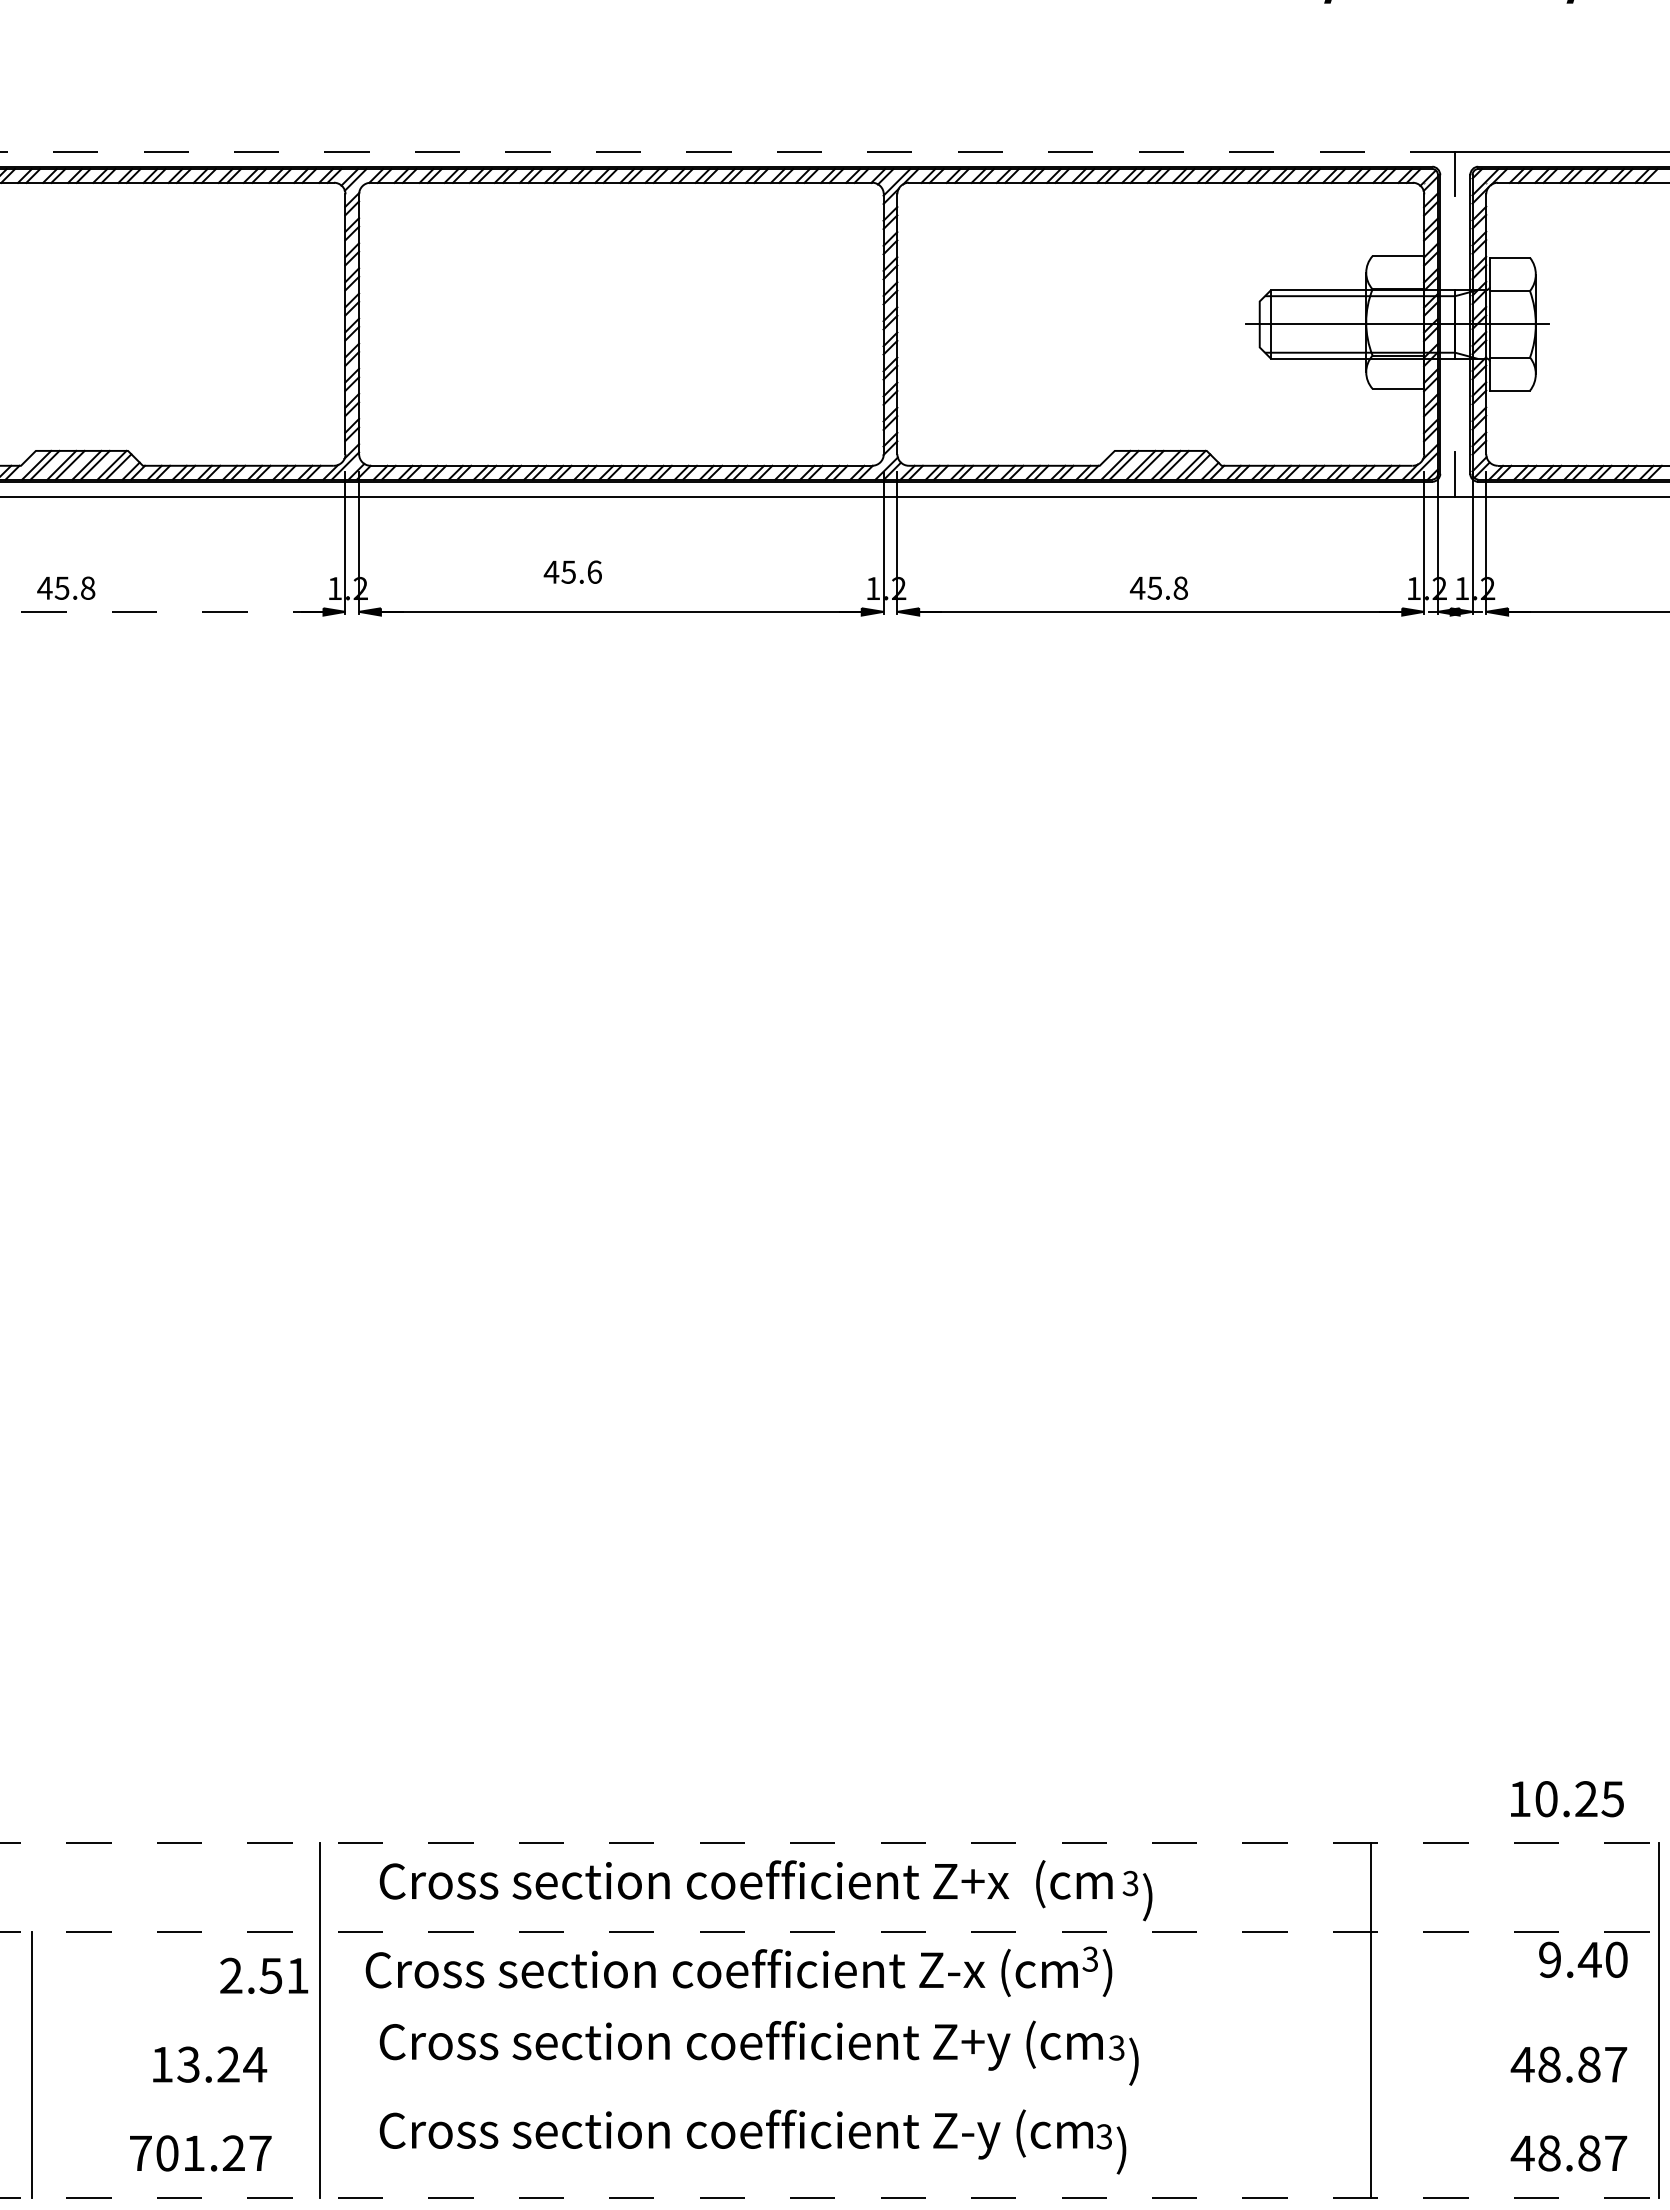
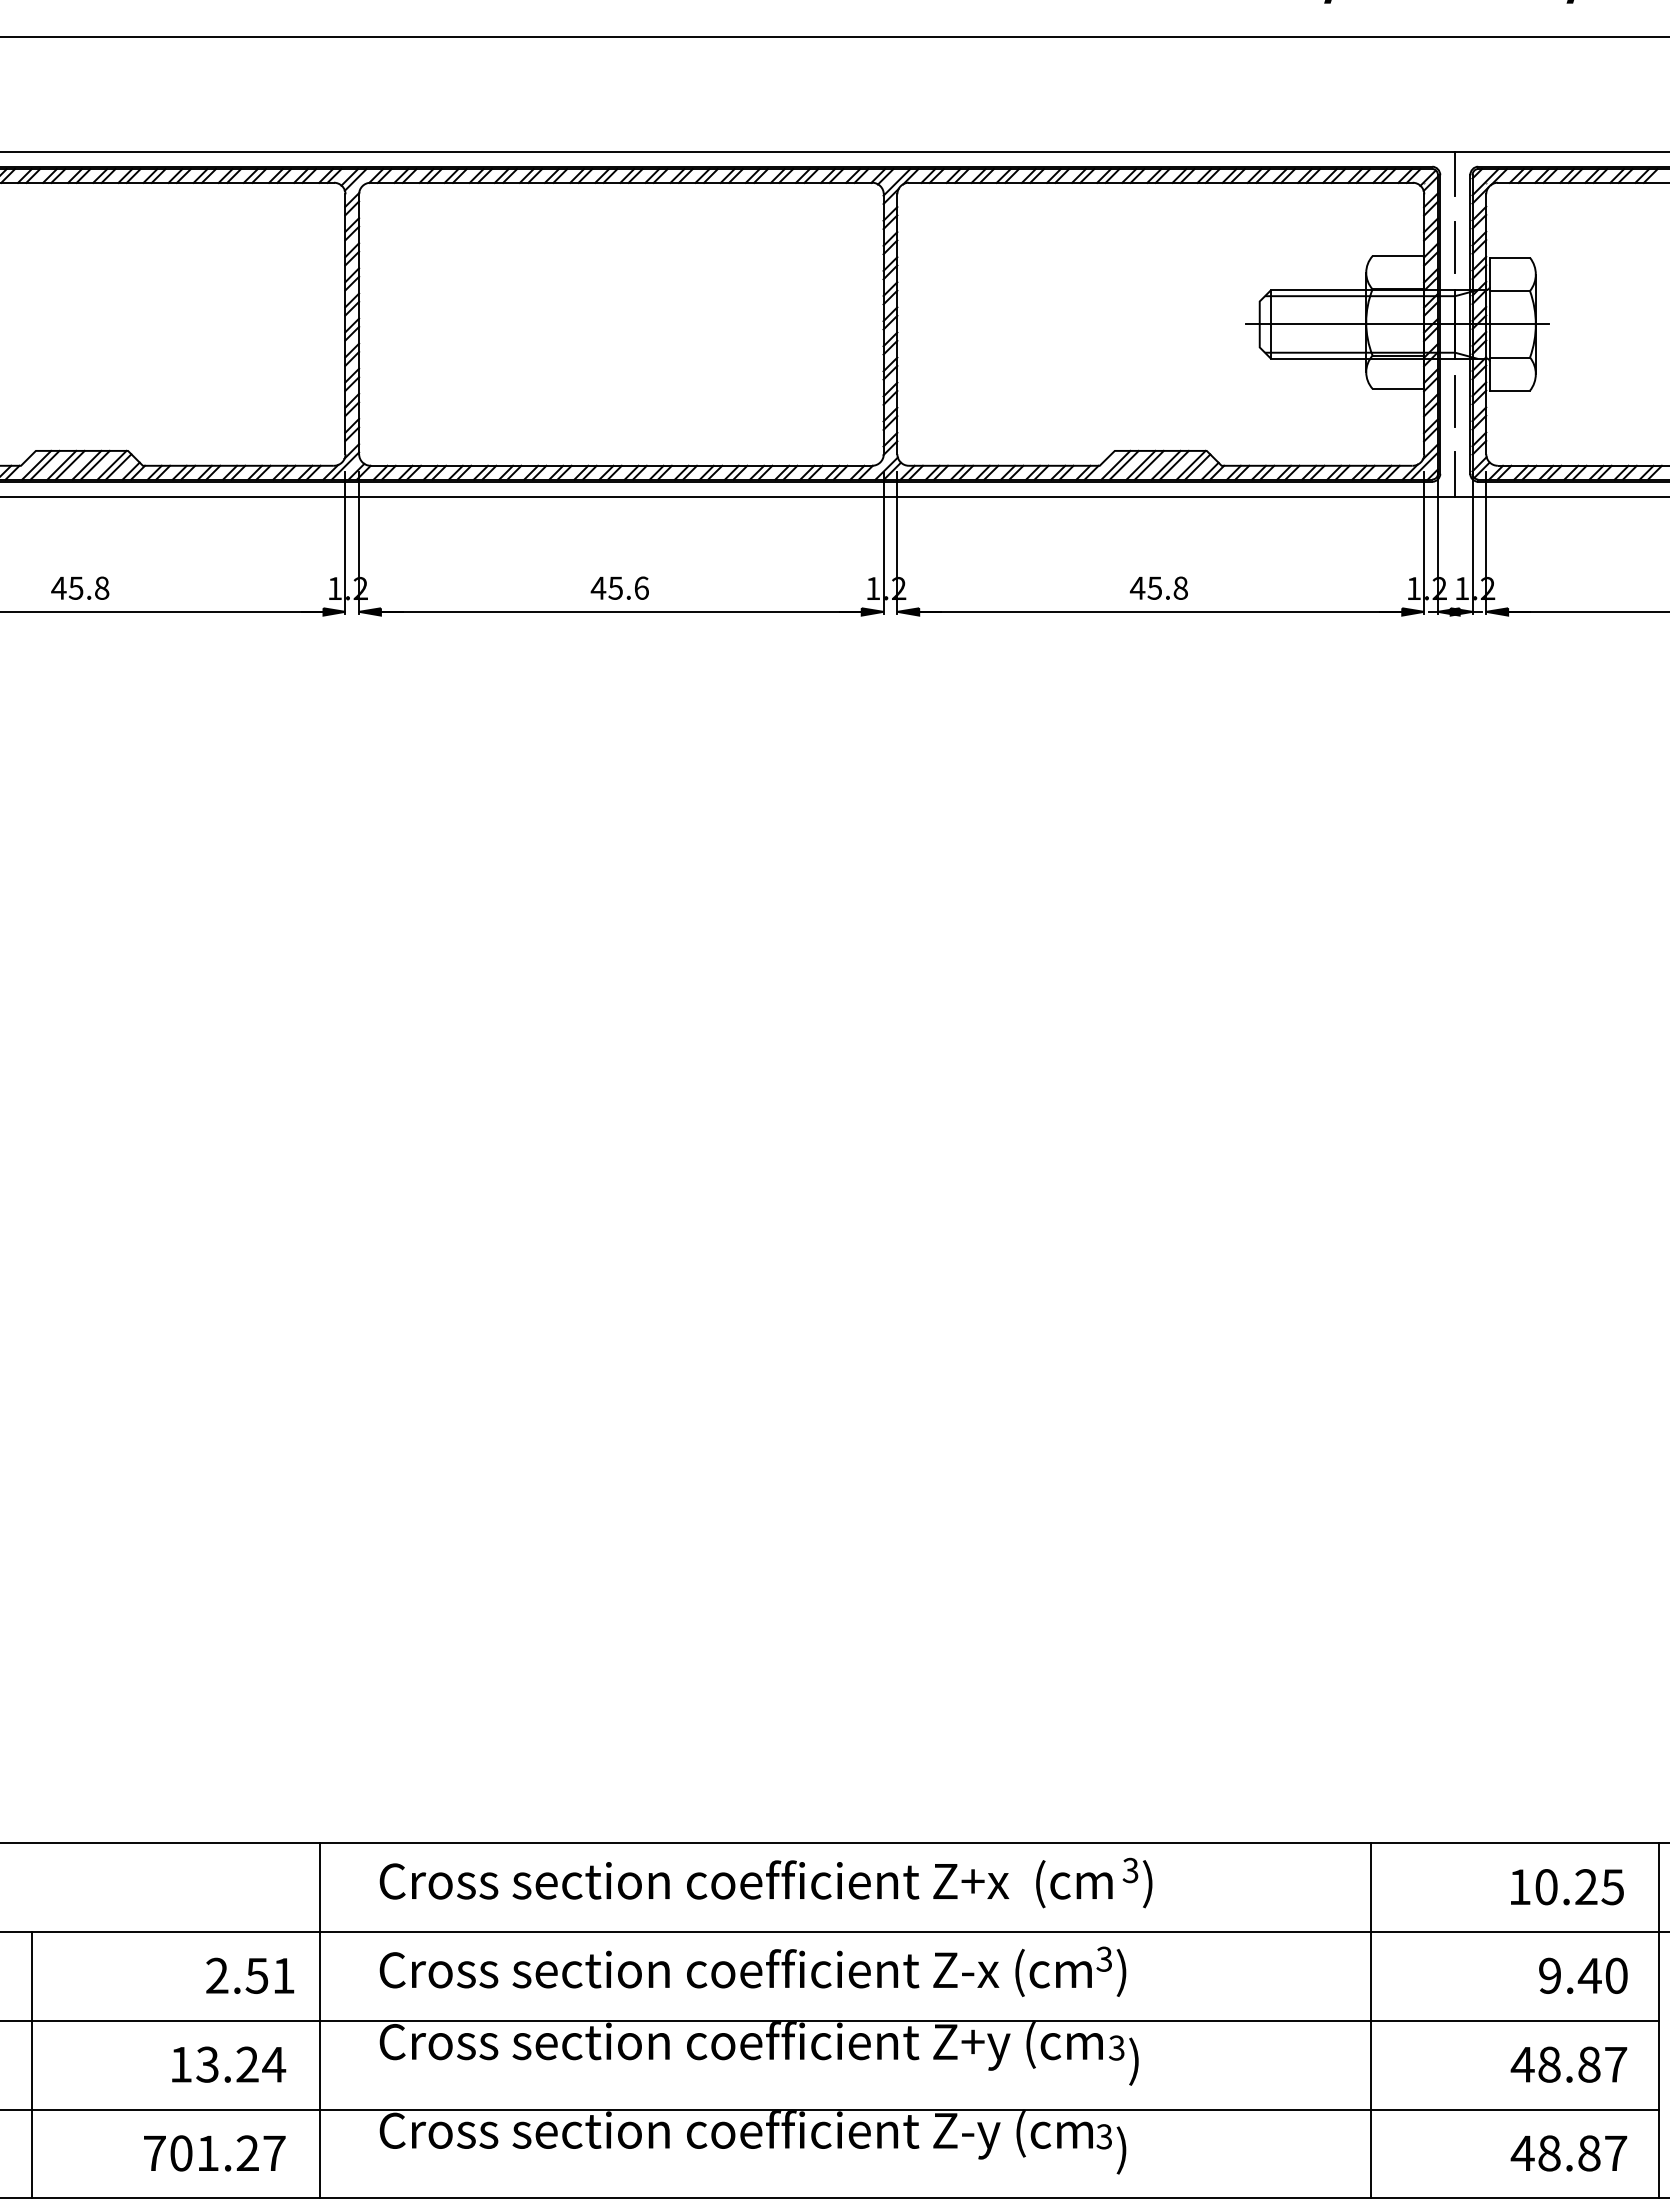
line: none -> present (834, 36)
line: dashed -> solid (727, 151)
line: none -> present (1454, 247)
line: none -> present (1455, 400)
text position: (572, 571) -> (619, 587) (619, 587)
text position: (66, 587) -> (80, 587) (80, 587)
line: dashed -> solid (161, 611)
text position: (1567, 1799) -> (1567, 1887) (1567, 1887)
line: dashed -> solid (835, 1843)
text position: (1137, 1895) -> (1137, 1882) (1137, 1882)
line: dashed -> solid (835, 1932)
text position: (1583, 1959) -> (1583, 1975) (1583, 1975)
text position: (738, 1971) -> (752, 1971) (752, 1971)
text position: (264, 1975) -> (250, 1975) (250, 1975)
line: none -> present (830, 2020)
text position: (210, 2064) -> (229, 2064) (229, 2064)
line: none -> present (830, 2109)
text position: (200, 2153) -> (214, 2153) (214, 2153)
line: dashed -> solid (835, 2198)
